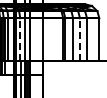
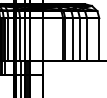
line: dashed -> solid (20, 39)
line: dashed -> solid (79, 39)
